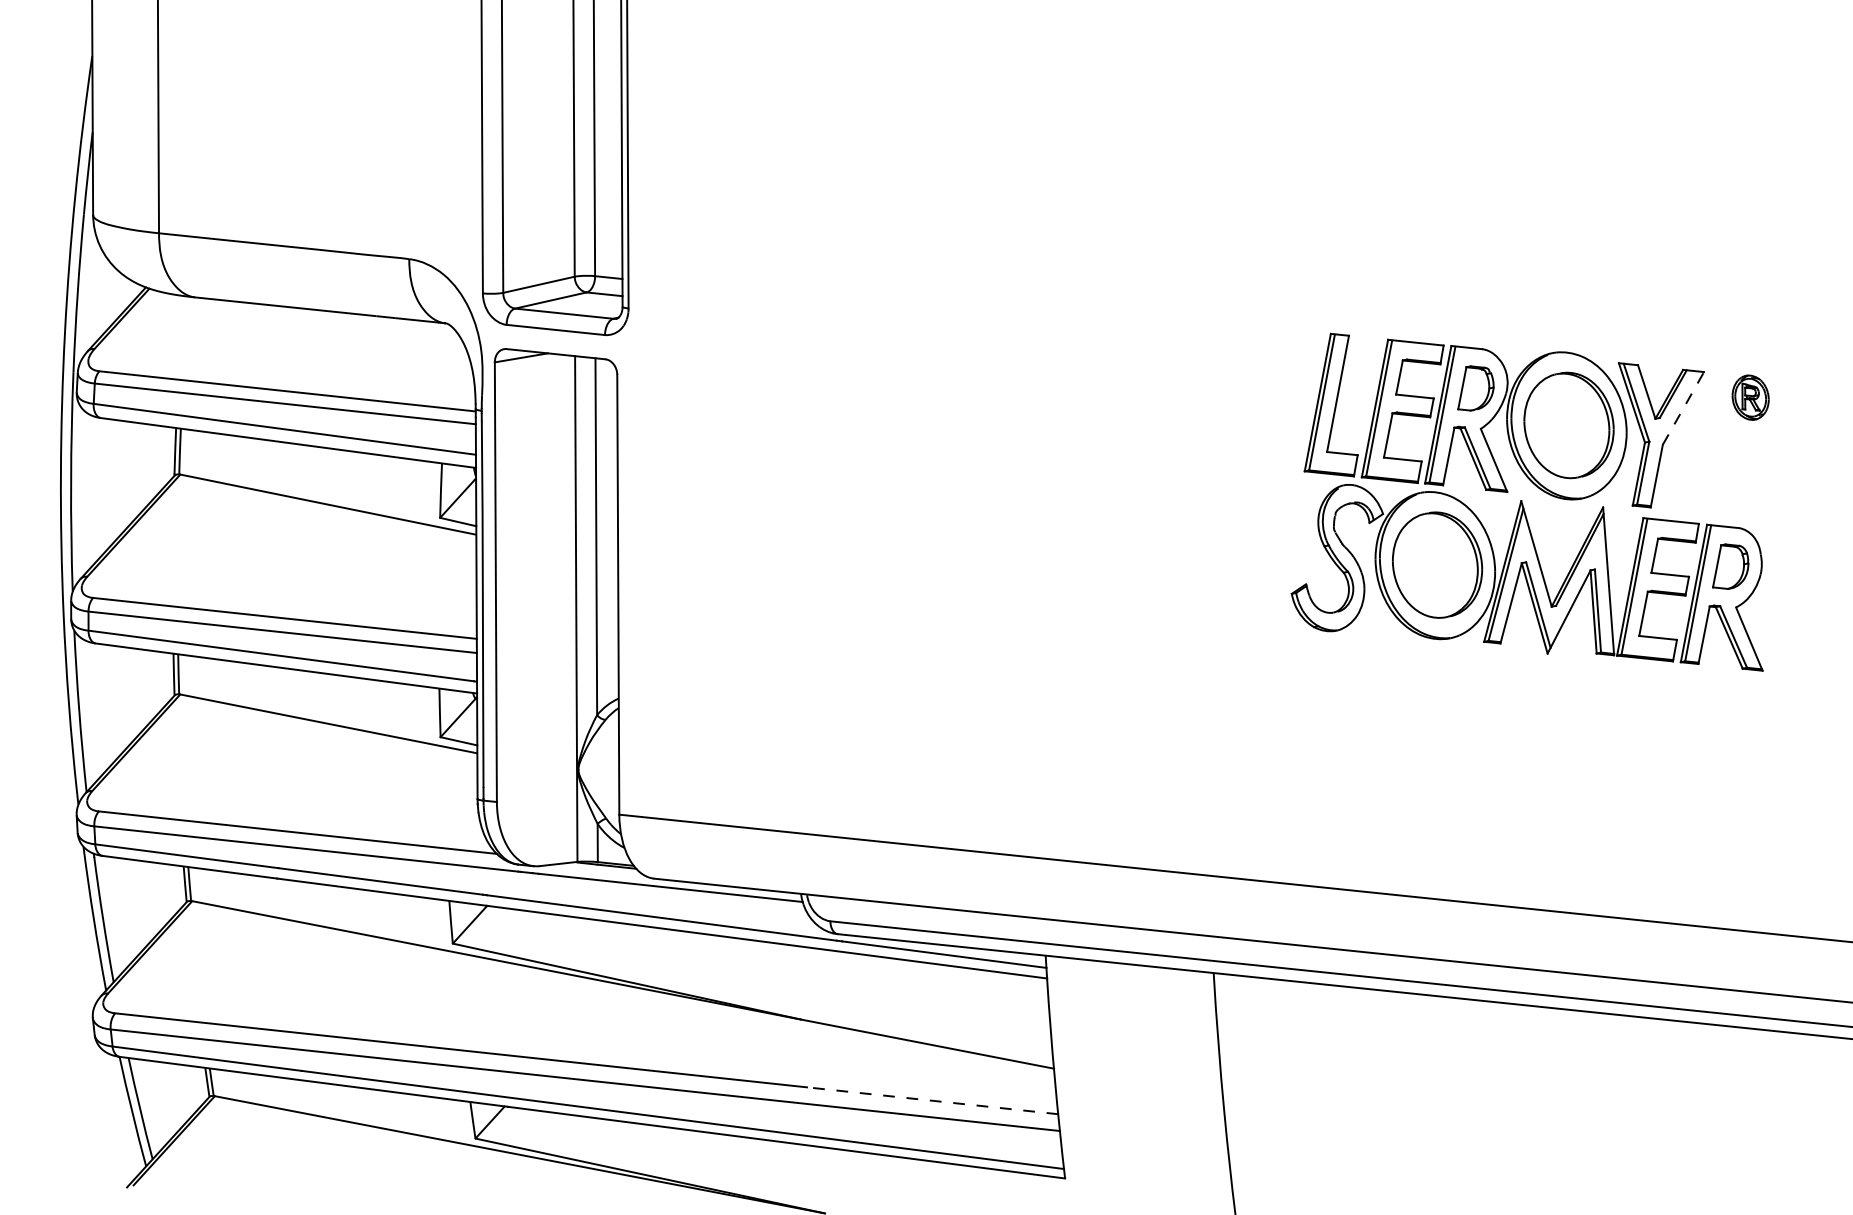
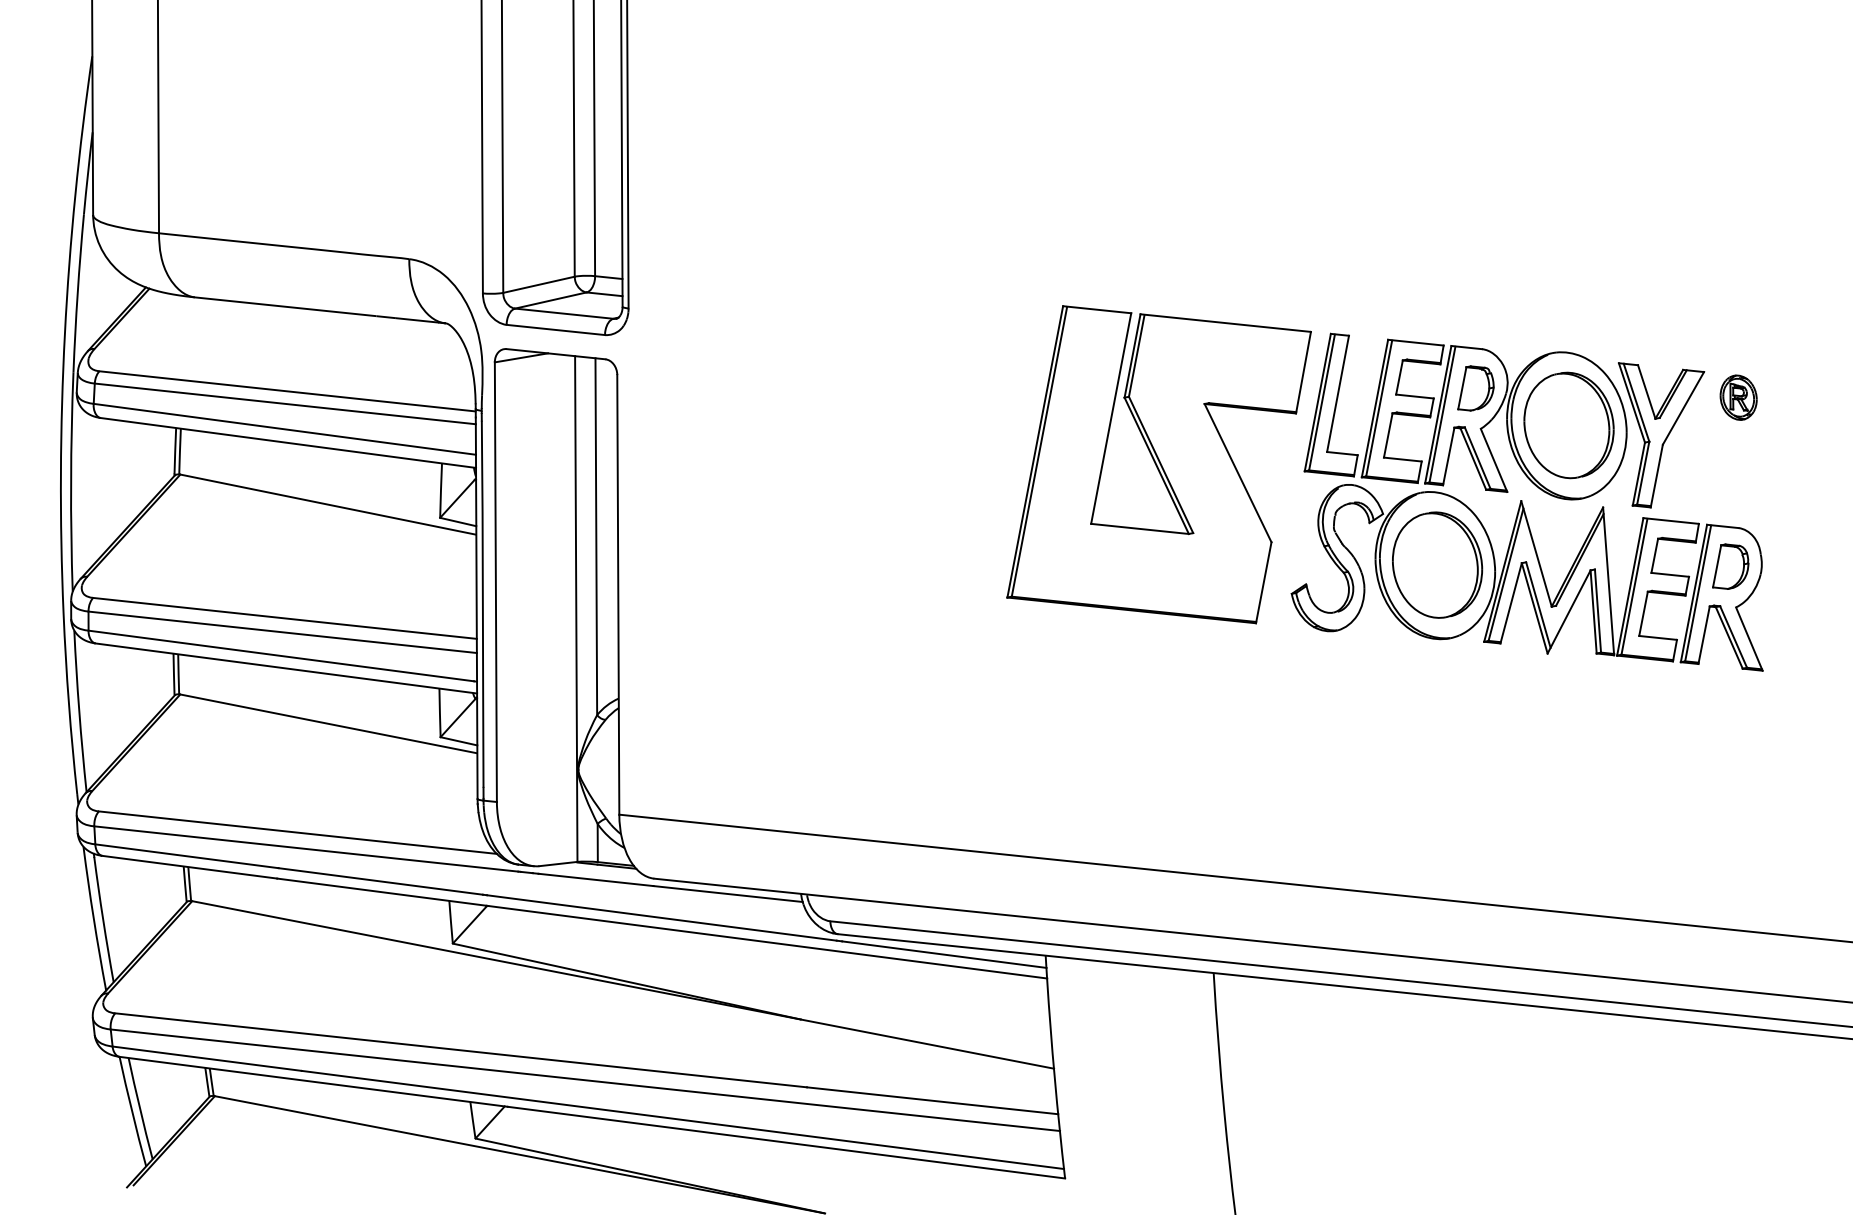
part position: (1750, 397) -> (1738, 397) (1738, 397)
line: dashed -> solid (1683, 408)
part: none -> present (1158, 464)
line: dashed -> solid (932, 1100)
